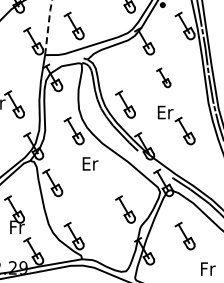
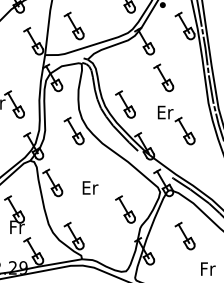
line: dashed -> solid (48, 27)
part size: 16x22 px -> 22x30 px (163, 77)
text position: (90, 163) -> (90, 187) (90, 187)
